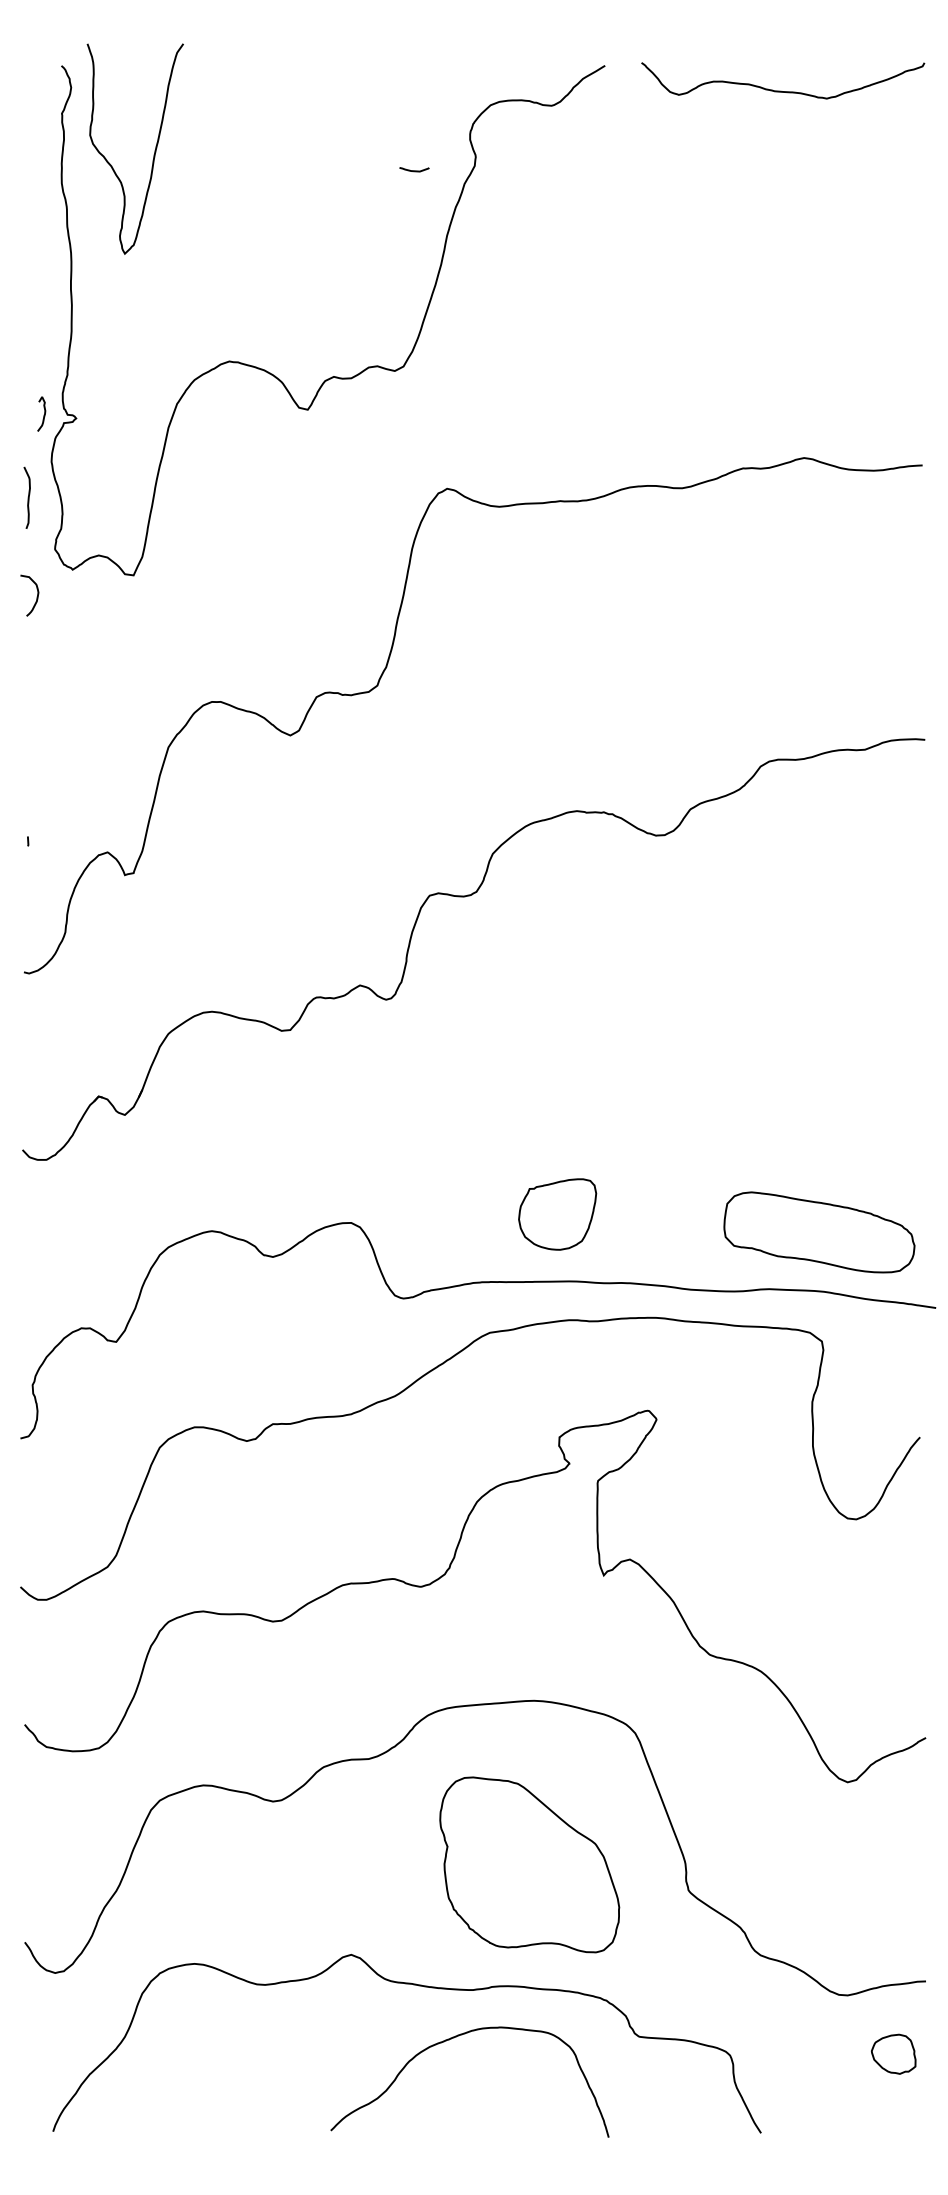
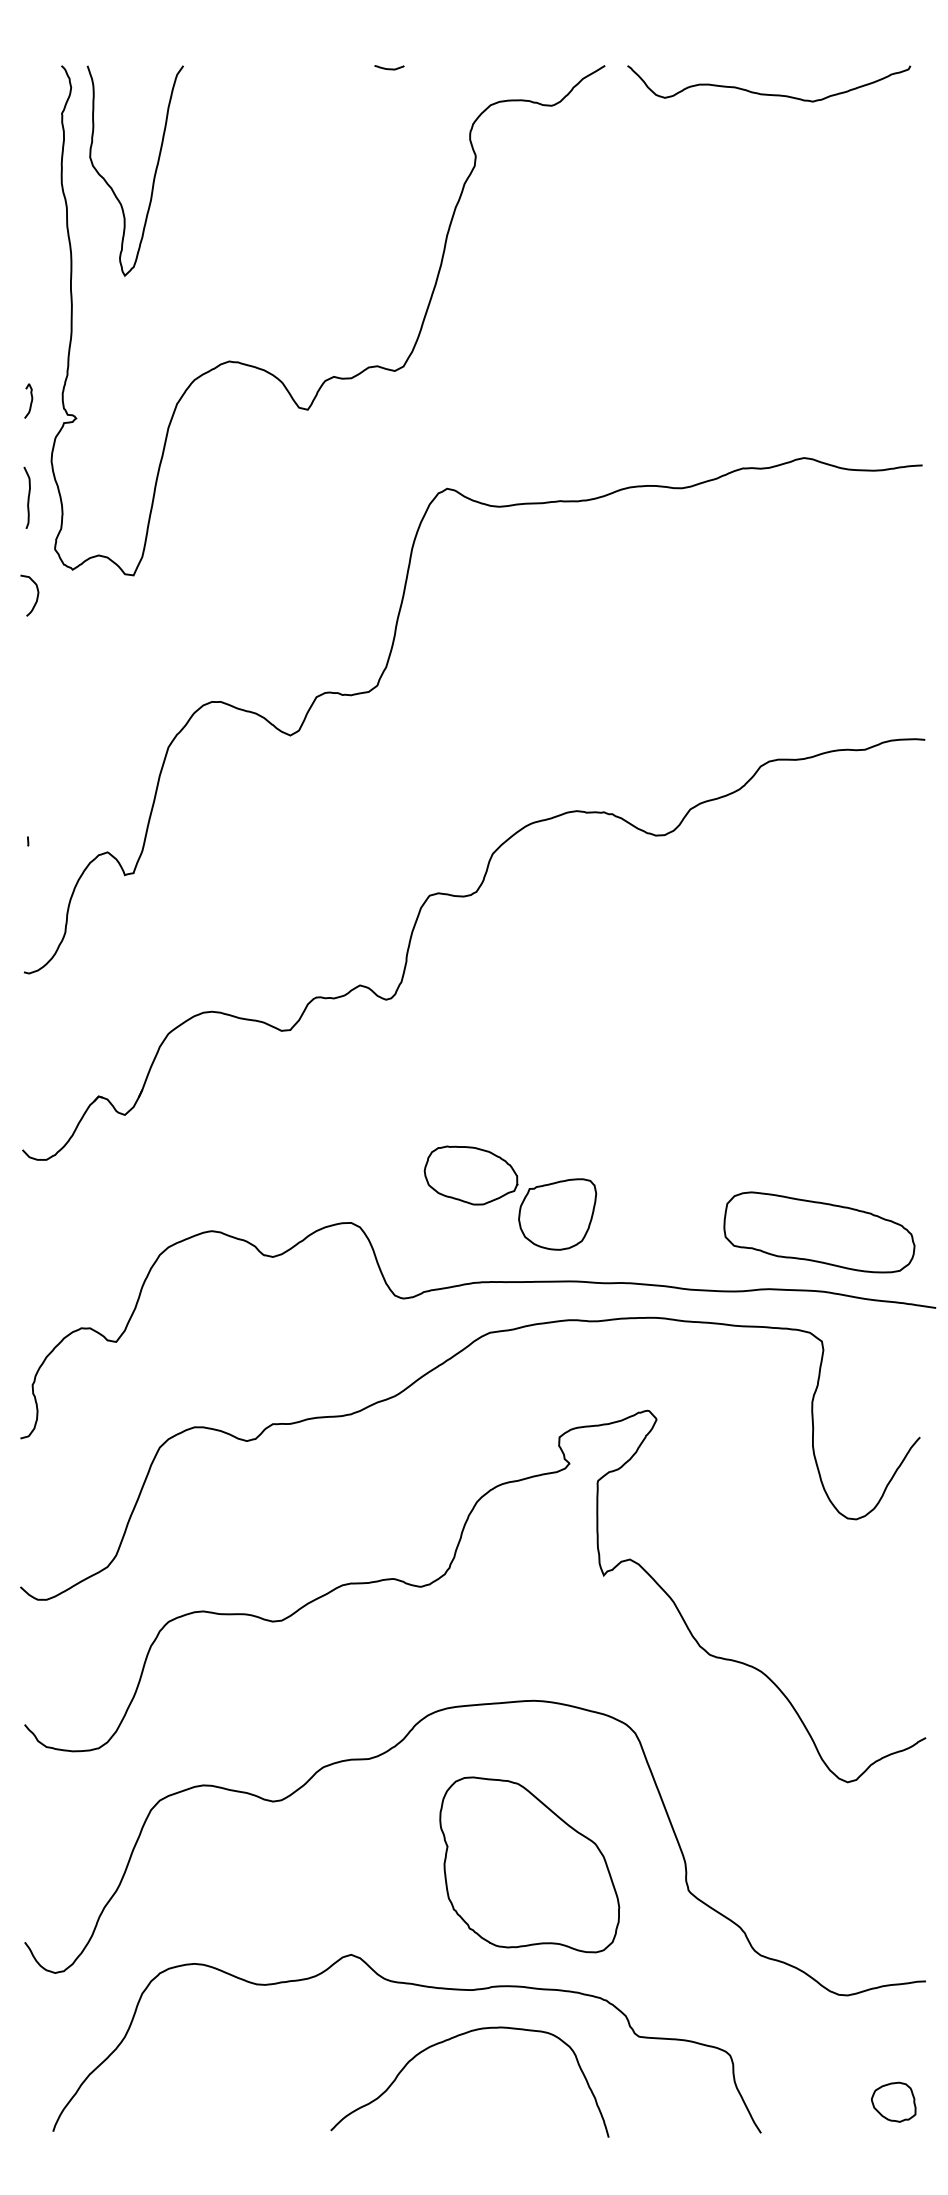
curve position: (781, 90) -> (767, 93) (767, 93)
curve position: (153, 154) -> (153, 176) (153, 176)
curve position: (414, 170) -> (389, 68) (389, 68)
curve position: (43, 415) -> (30, 402) (30, 402)
part: none -> present (470, 1175)
part position: (893, 2053) -> (893, 2101) (893, 2101)
